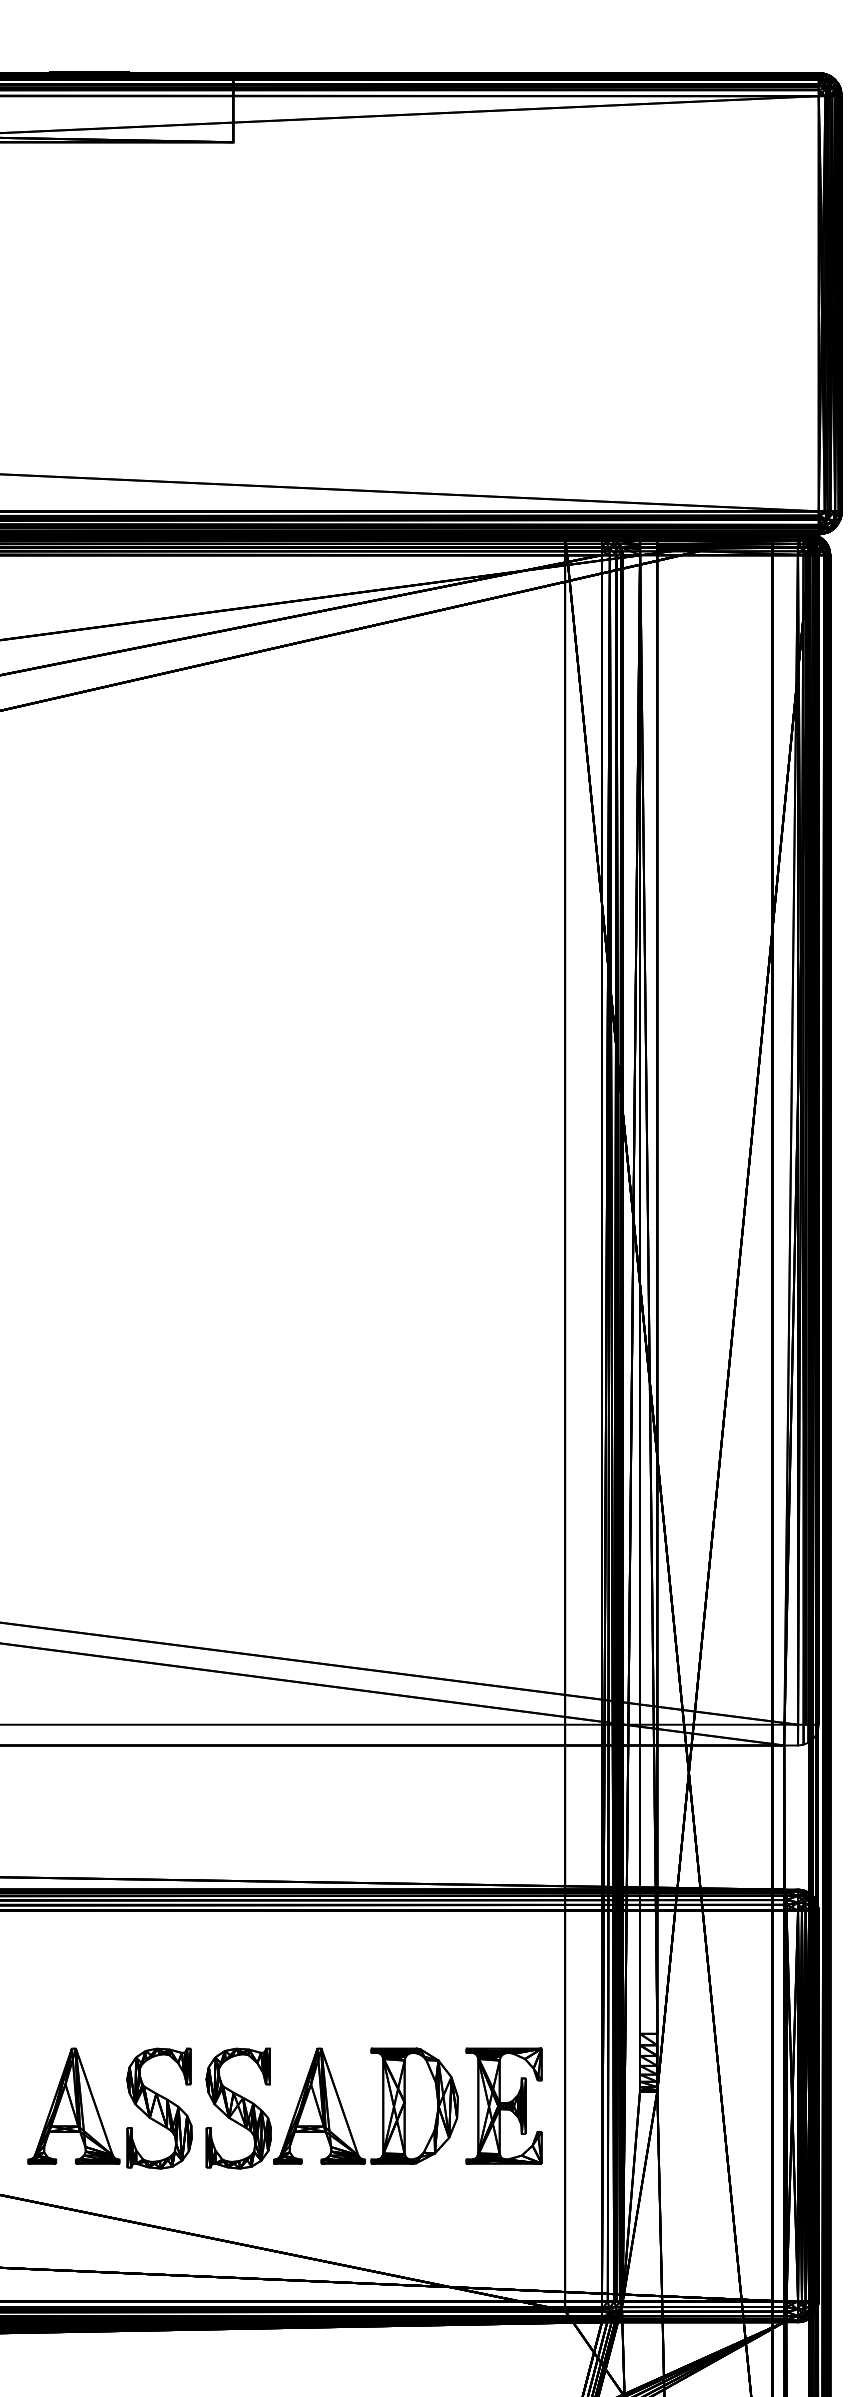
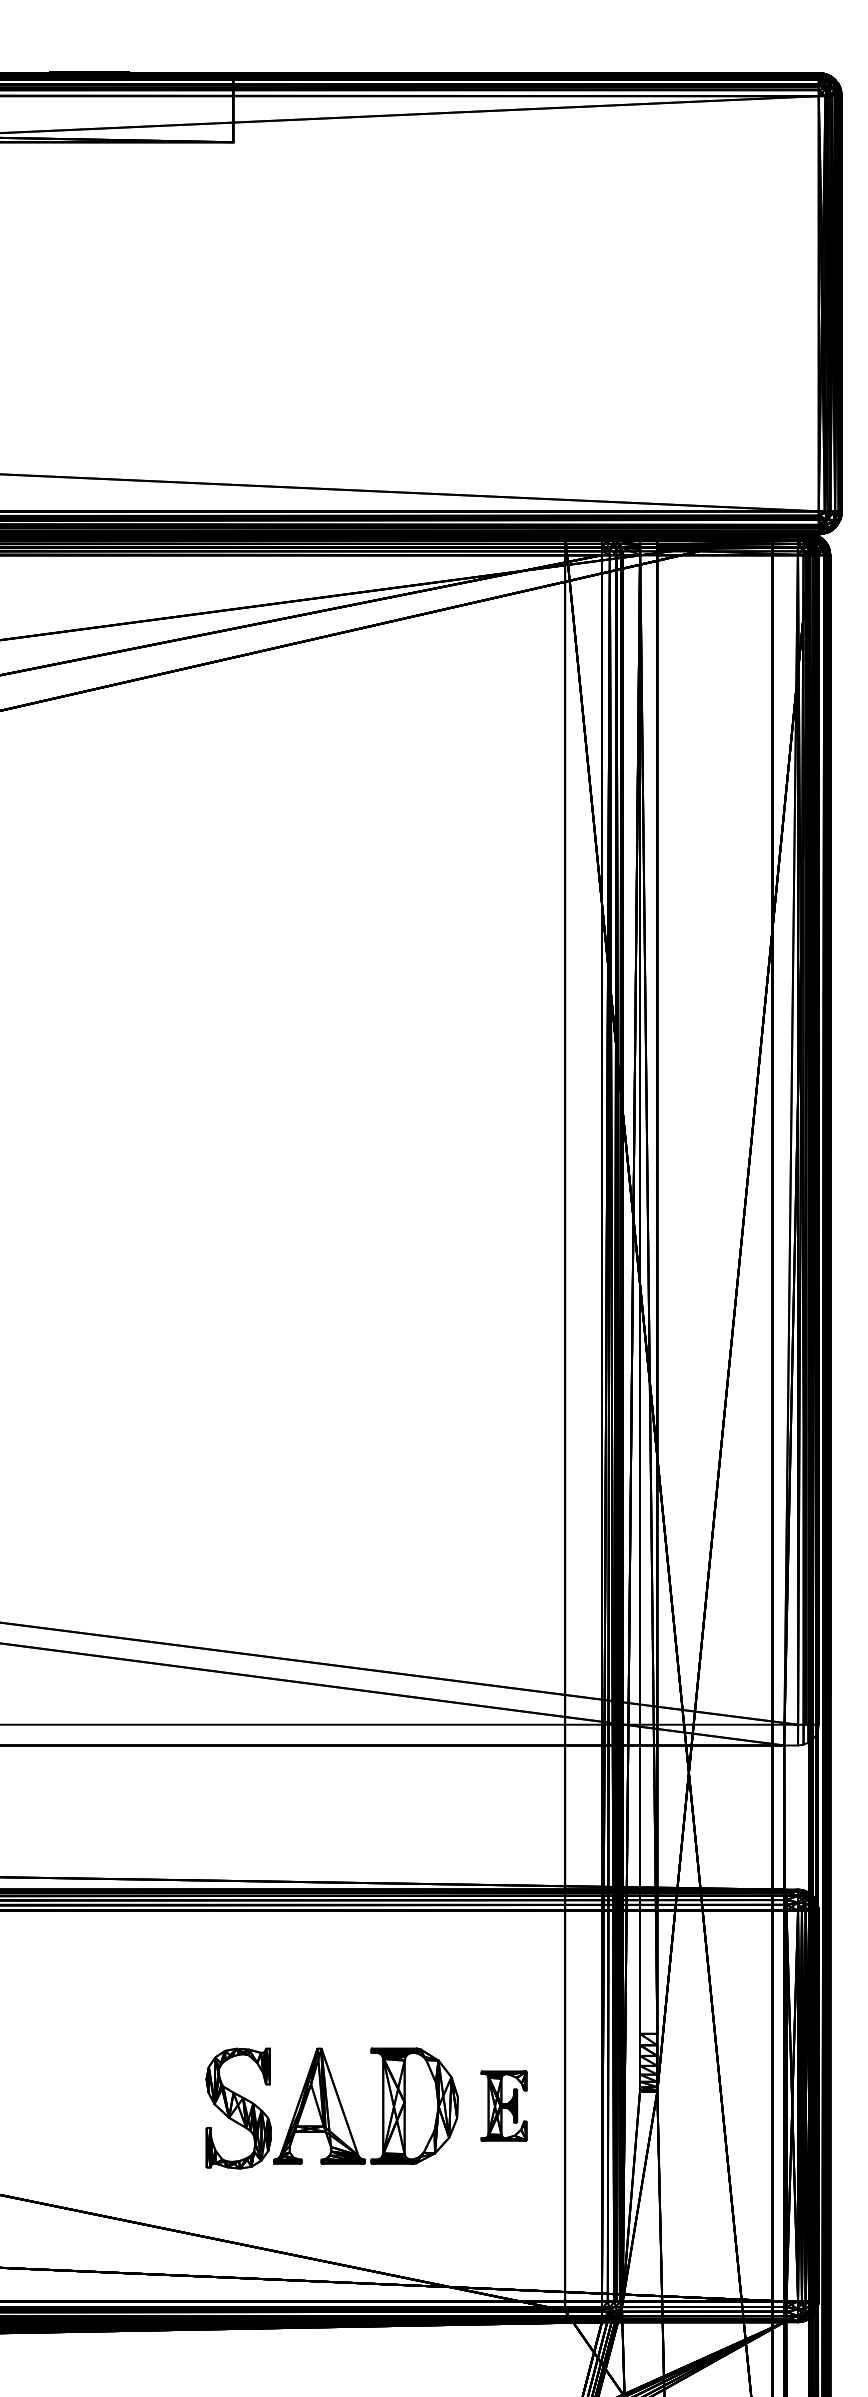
part size: 78x118 px -> 48x72 px (503, 2105)
part: present -> none (98, 2110)
